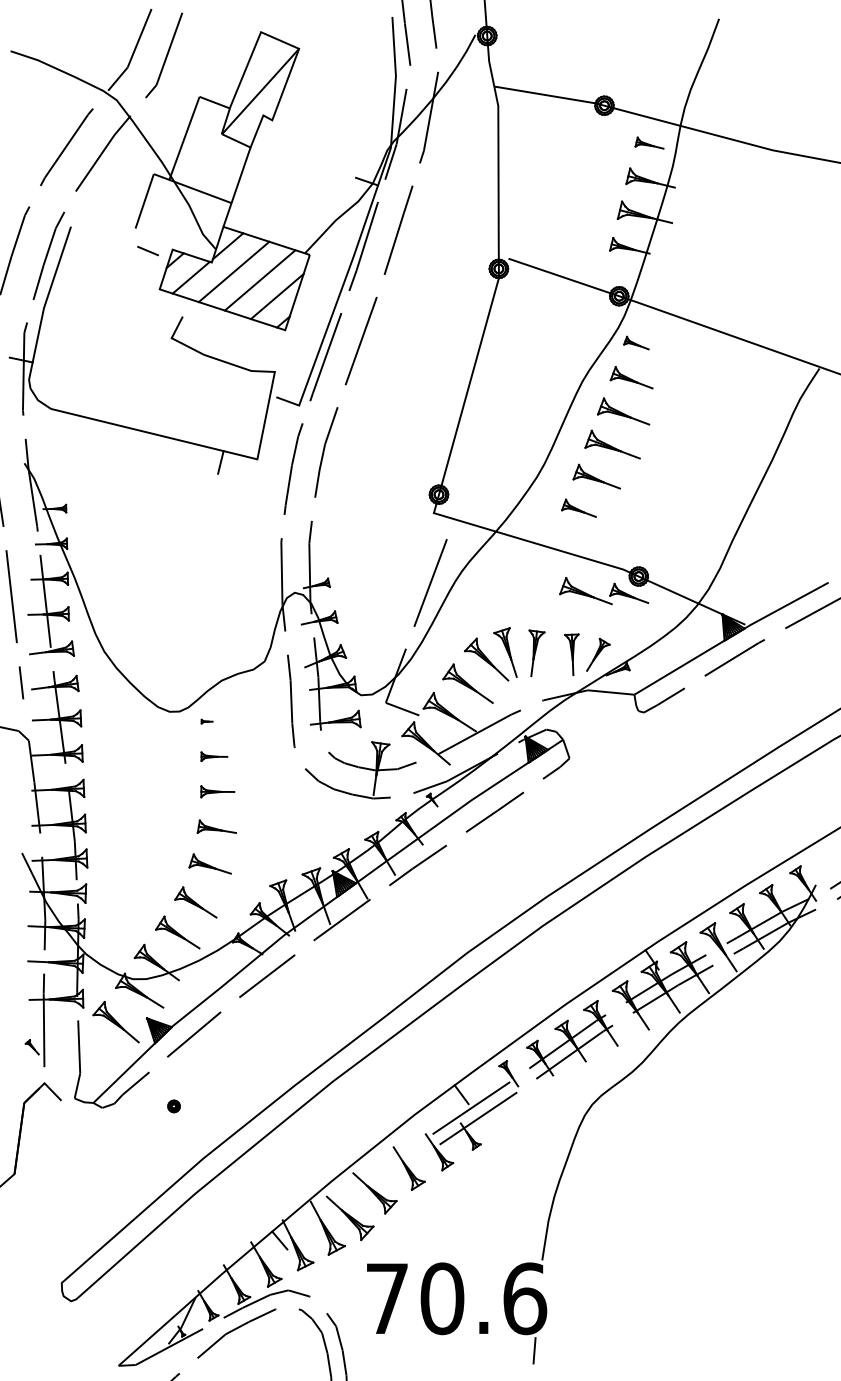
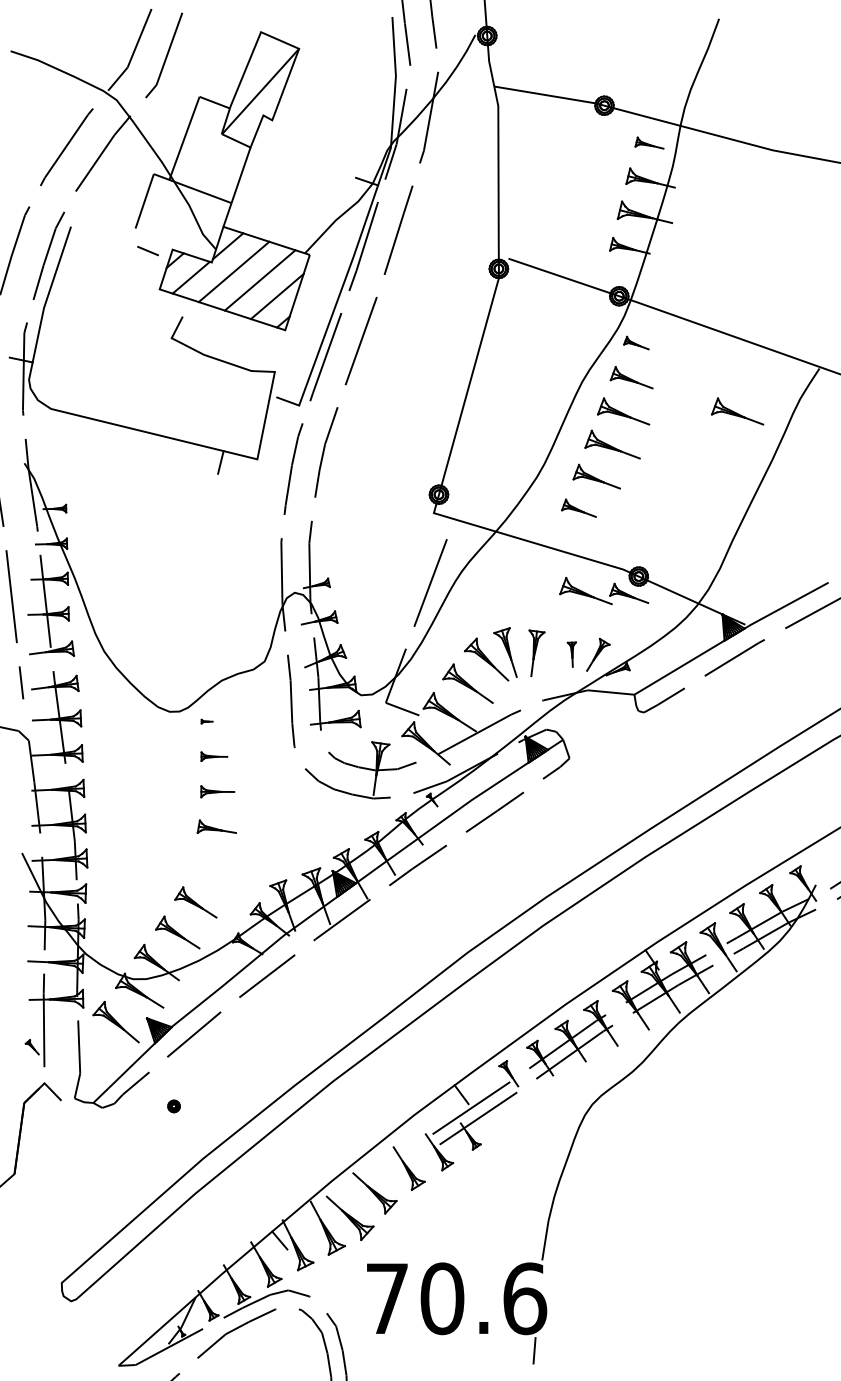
part: none -> present (737, 411)
part size: 16x43 px -> 11x27 px (571, 654)
part: present -> none (209, 863)
